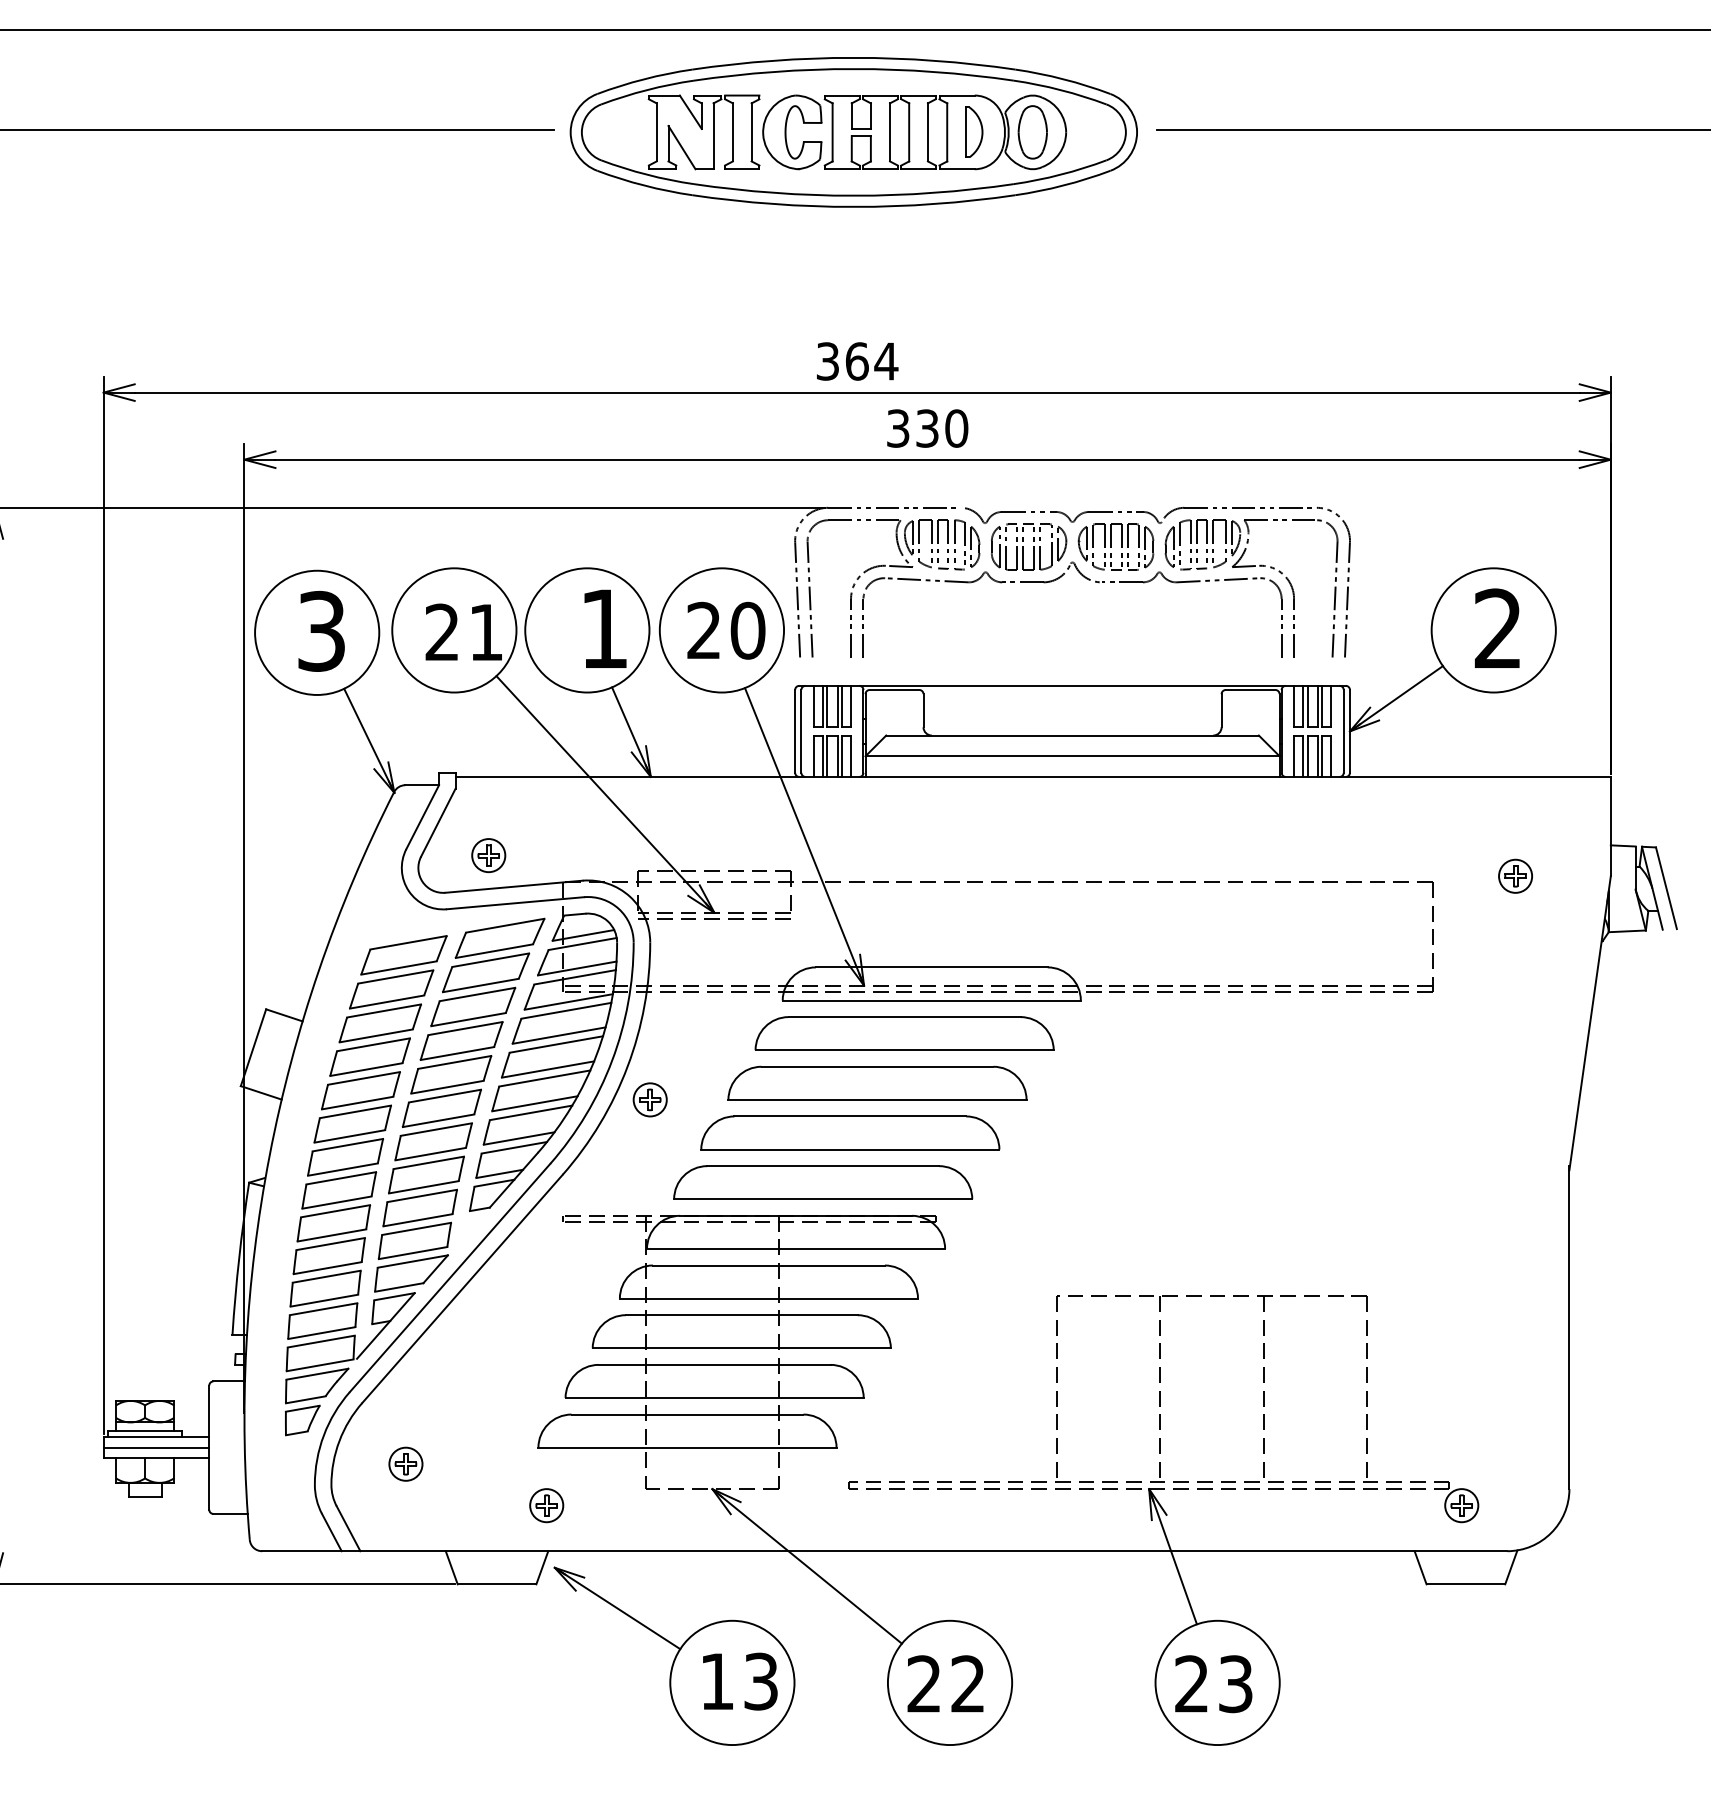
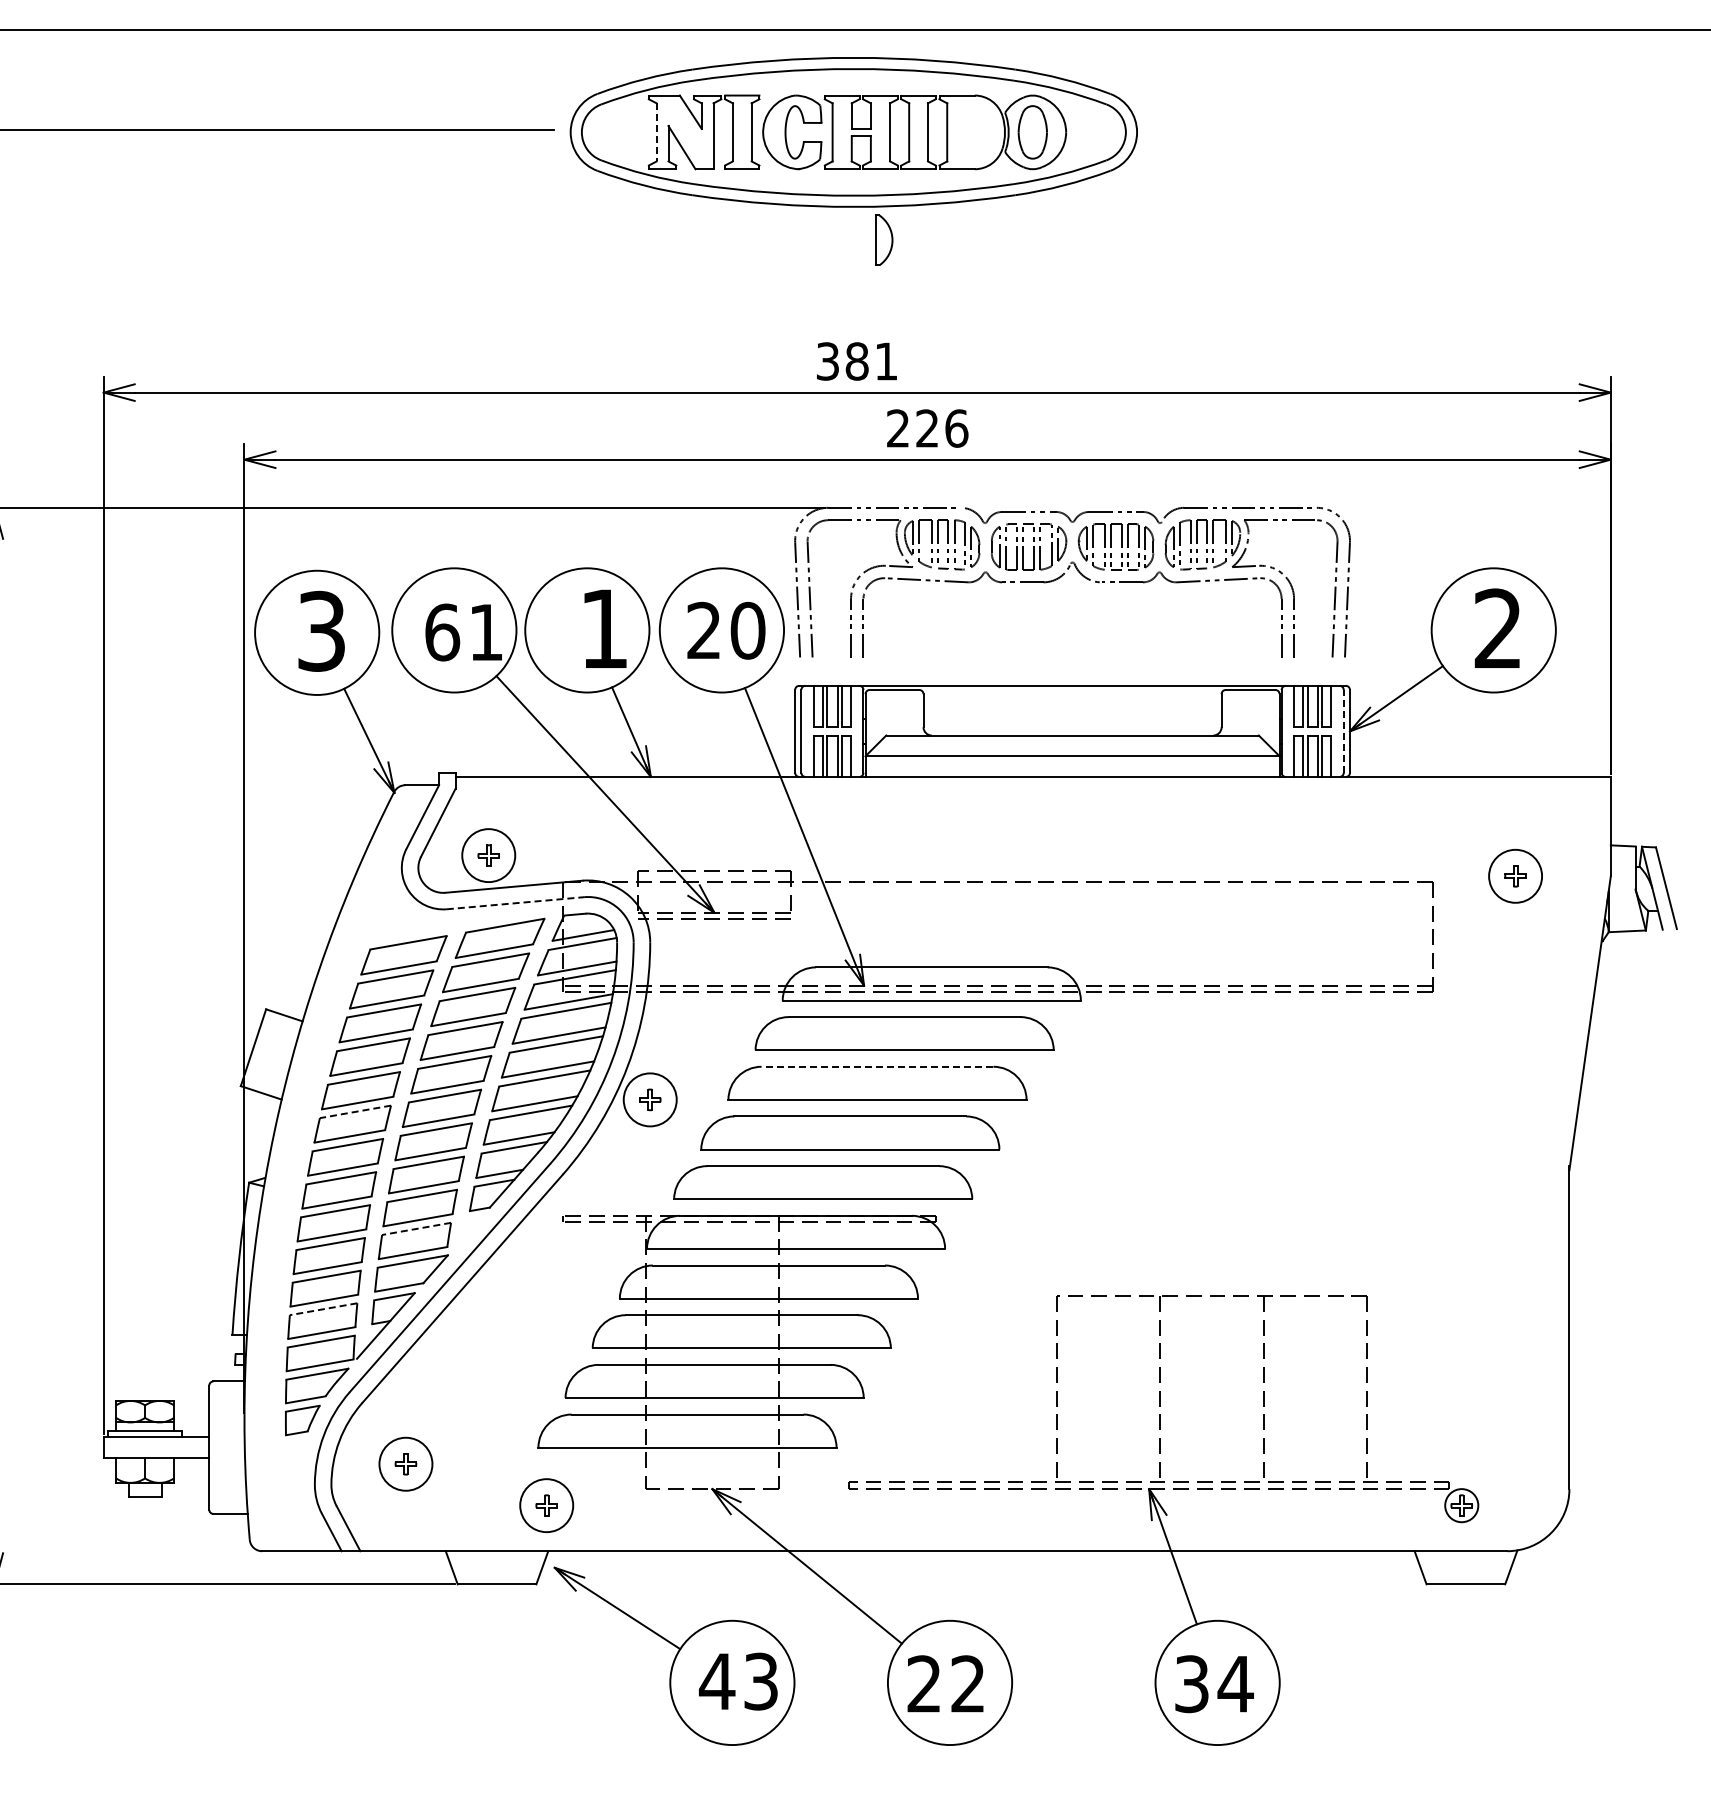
line: present -> none (1431, 129)
part position: (974, 131) -> (884, 239) (884, 239)
line: solid -> dashed (656, 132)
text: 364 -> 381 (871, 361)
text: 330 -> 226 (927, 428)
text: 21 -> 61 (442, 632)
line: solid -> dashed (1343, 730)
circle diameter: 33 px -> 53 px (488, 855)
circle diameter: 33 px -> 53 px (1515, 875)
line: solid -> dashed (515, 903)
line: solid -> dashed (877, 1066)
circle diameter: 33 px -> 53 px (649, 1099)
line: solid -> dashed (354, 1111)
line: solid -> dashed (416, 1229)
line: solid -> dashed (323, 1309)
line: present -> none (156, 1447)
circle diameter: 33 px -> 53 px (405, 1463)
circle diameter: 33 px -> 53 px (546, 1505)
text: 13 -> 43 (716, 1681)
text: 23 -> 34 (1214, 1684)
